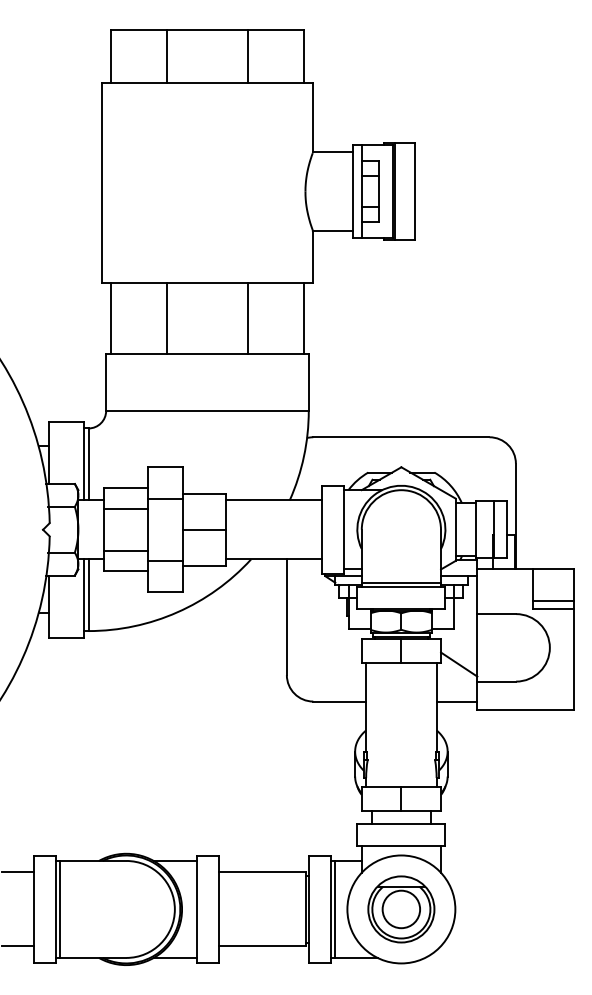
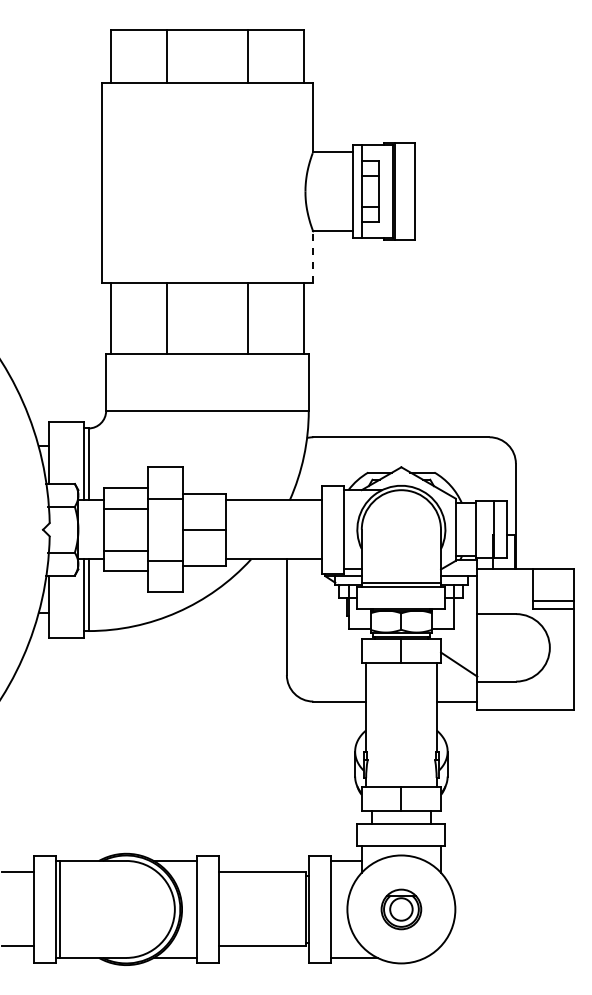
line: solid -> dashed (313, 257)
line: present -> none (335, 909)
part size: 69x69 px -> 43x43 px (401, 909)
